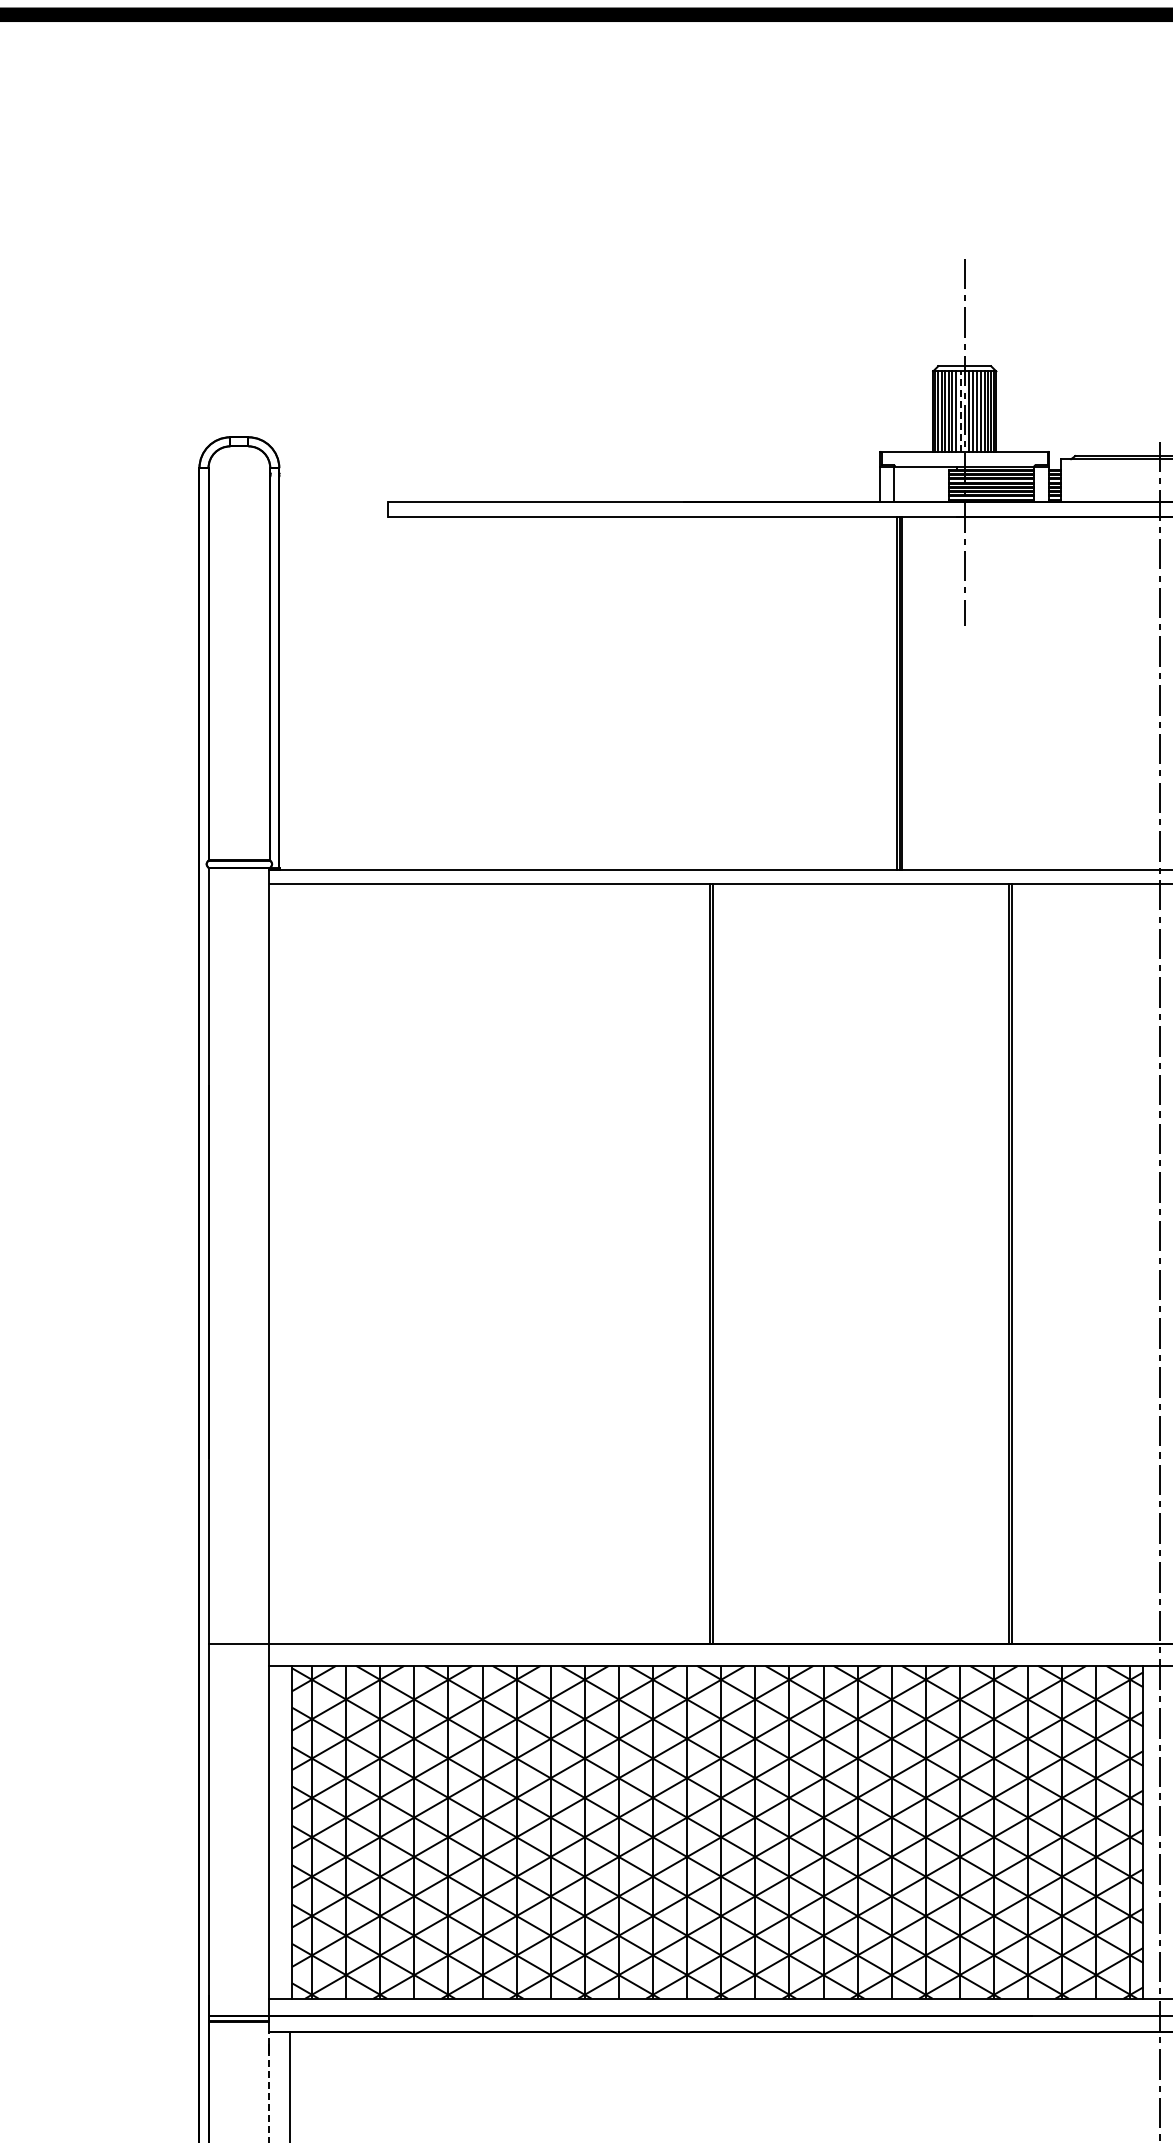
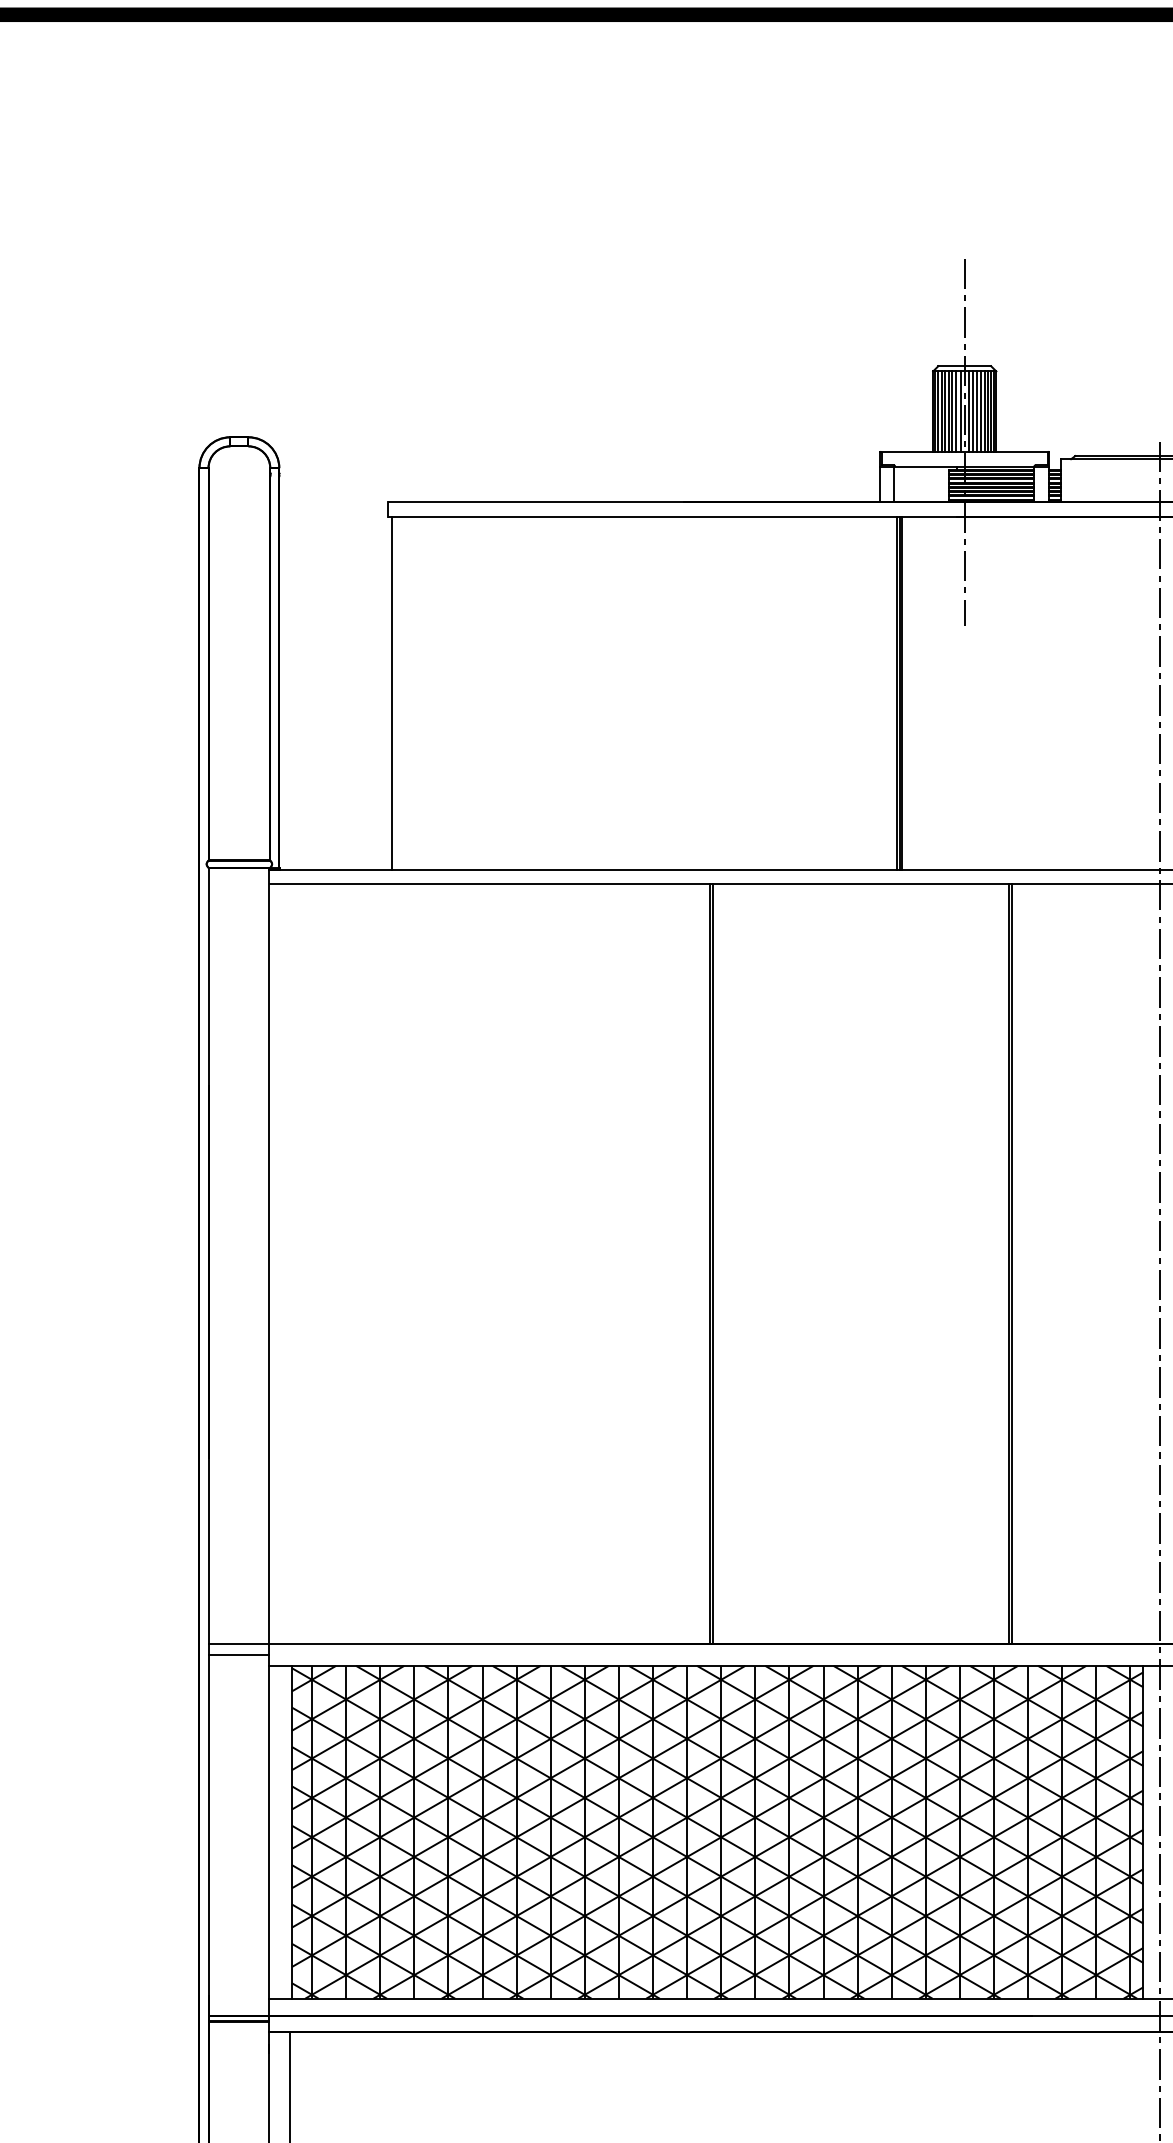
line: dashed -> solid (960, 411)
line: none -> present (392, 693)
line: none -> present (238, 1654)
line: dashed -> solid (269, 2087)
